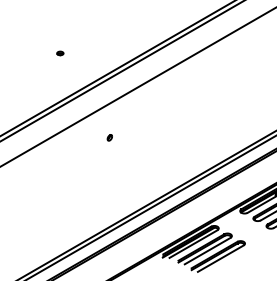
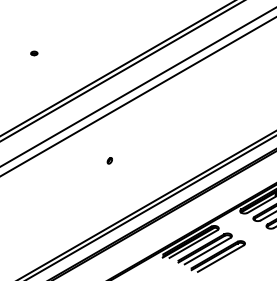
part position: (60, 53) -> (34, 53) (34, 53)
line: none -> present (137, 96)
part position: (109, 137) -> (109, 160) (109, 160)
